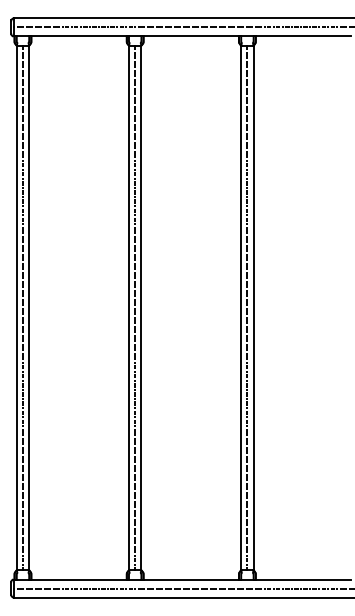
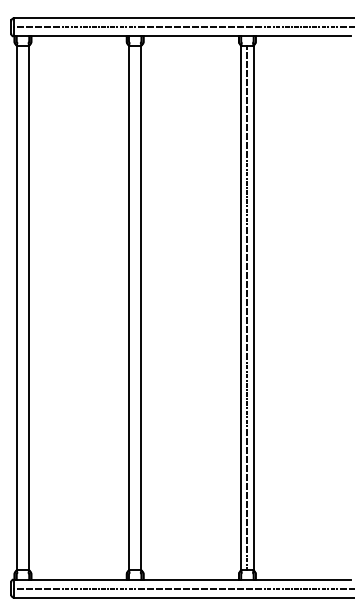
line: present -> none (22, 307)
line: present -> none (135, 307)
